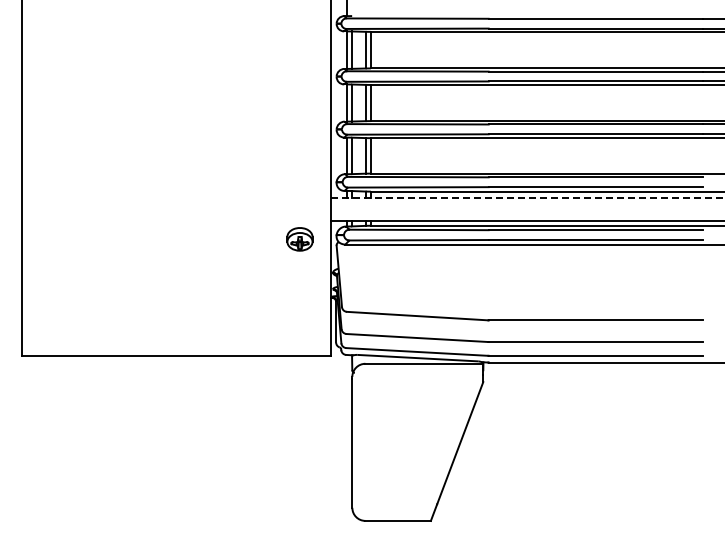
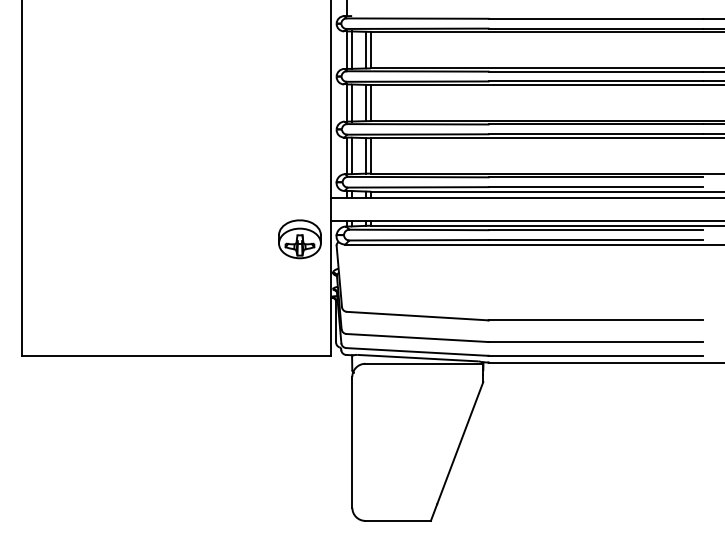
line: dashed -> solid (528, 197)
part size: 28x25 px -> 44x41 px (299, 239)
